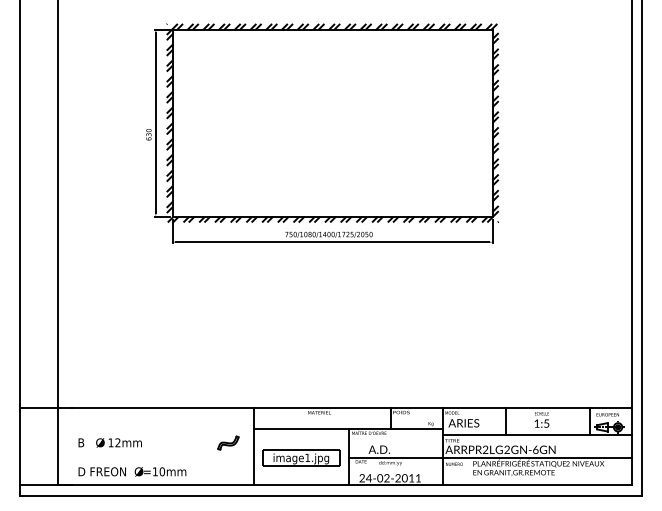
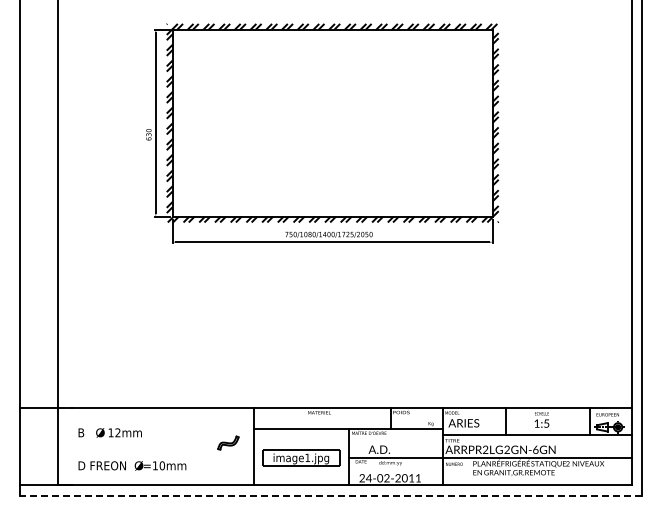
text position: (109, 442) -> (109, 432) (109, 432)
text position: (132, 471) -> (132, 465) (132, 465)
line: solid -> dashed (330, 495)
